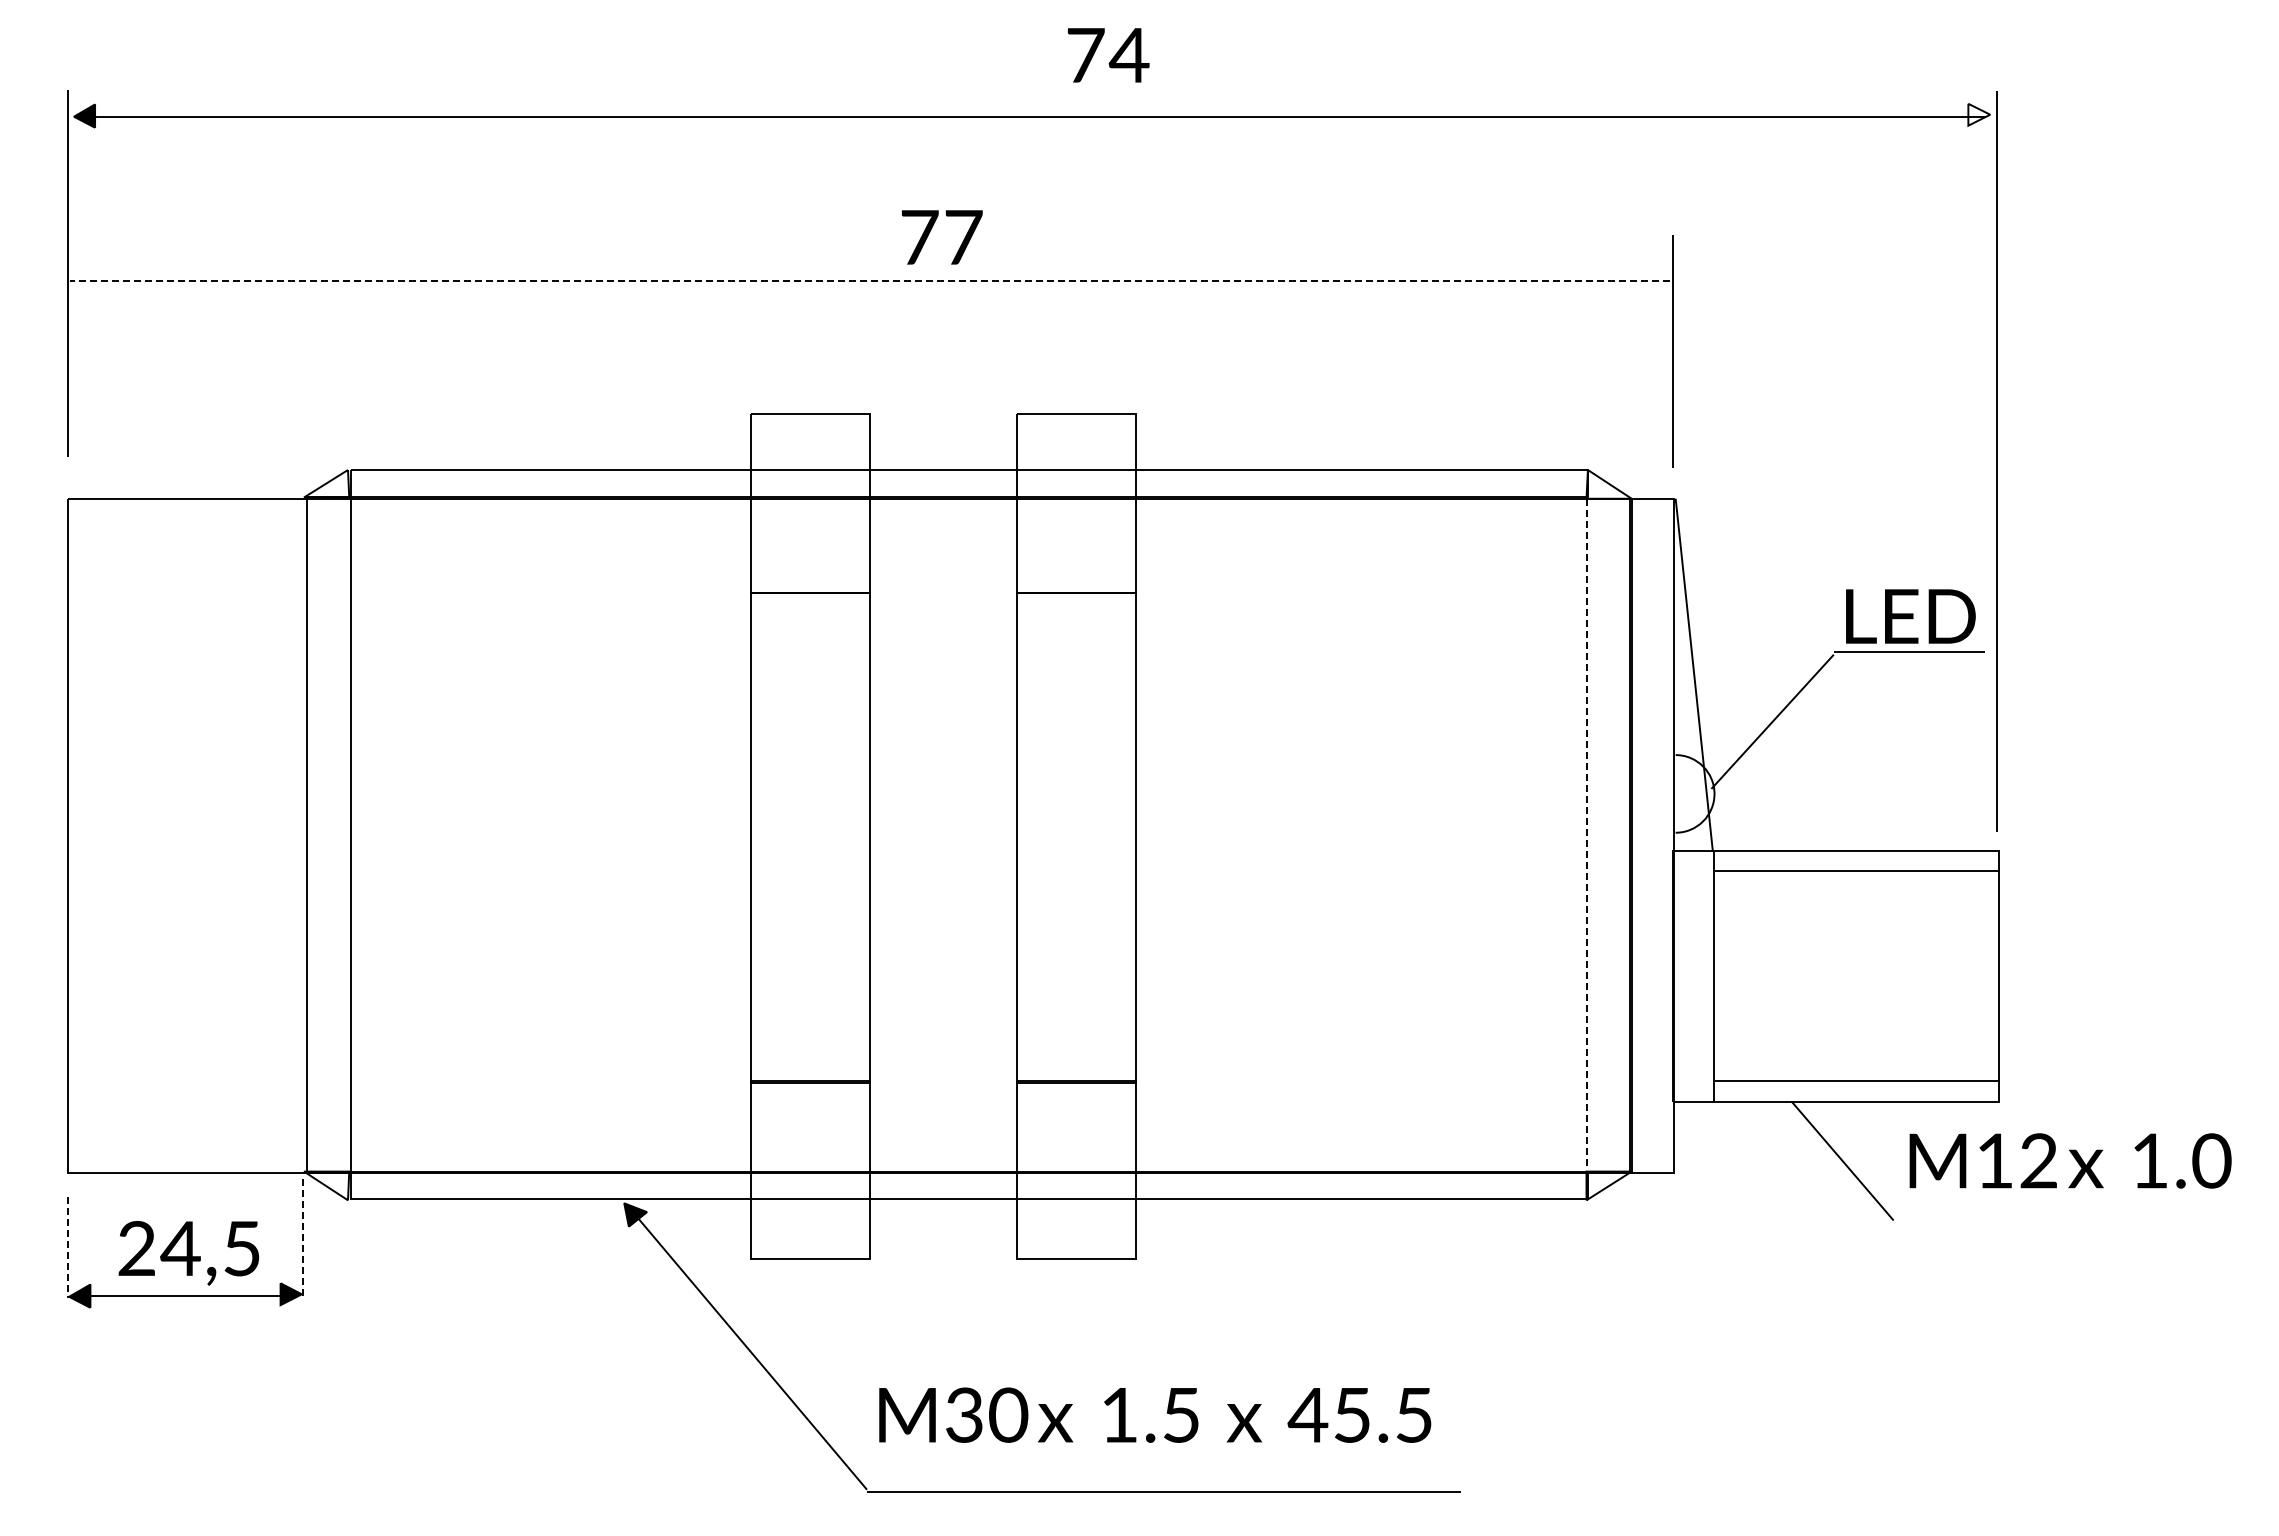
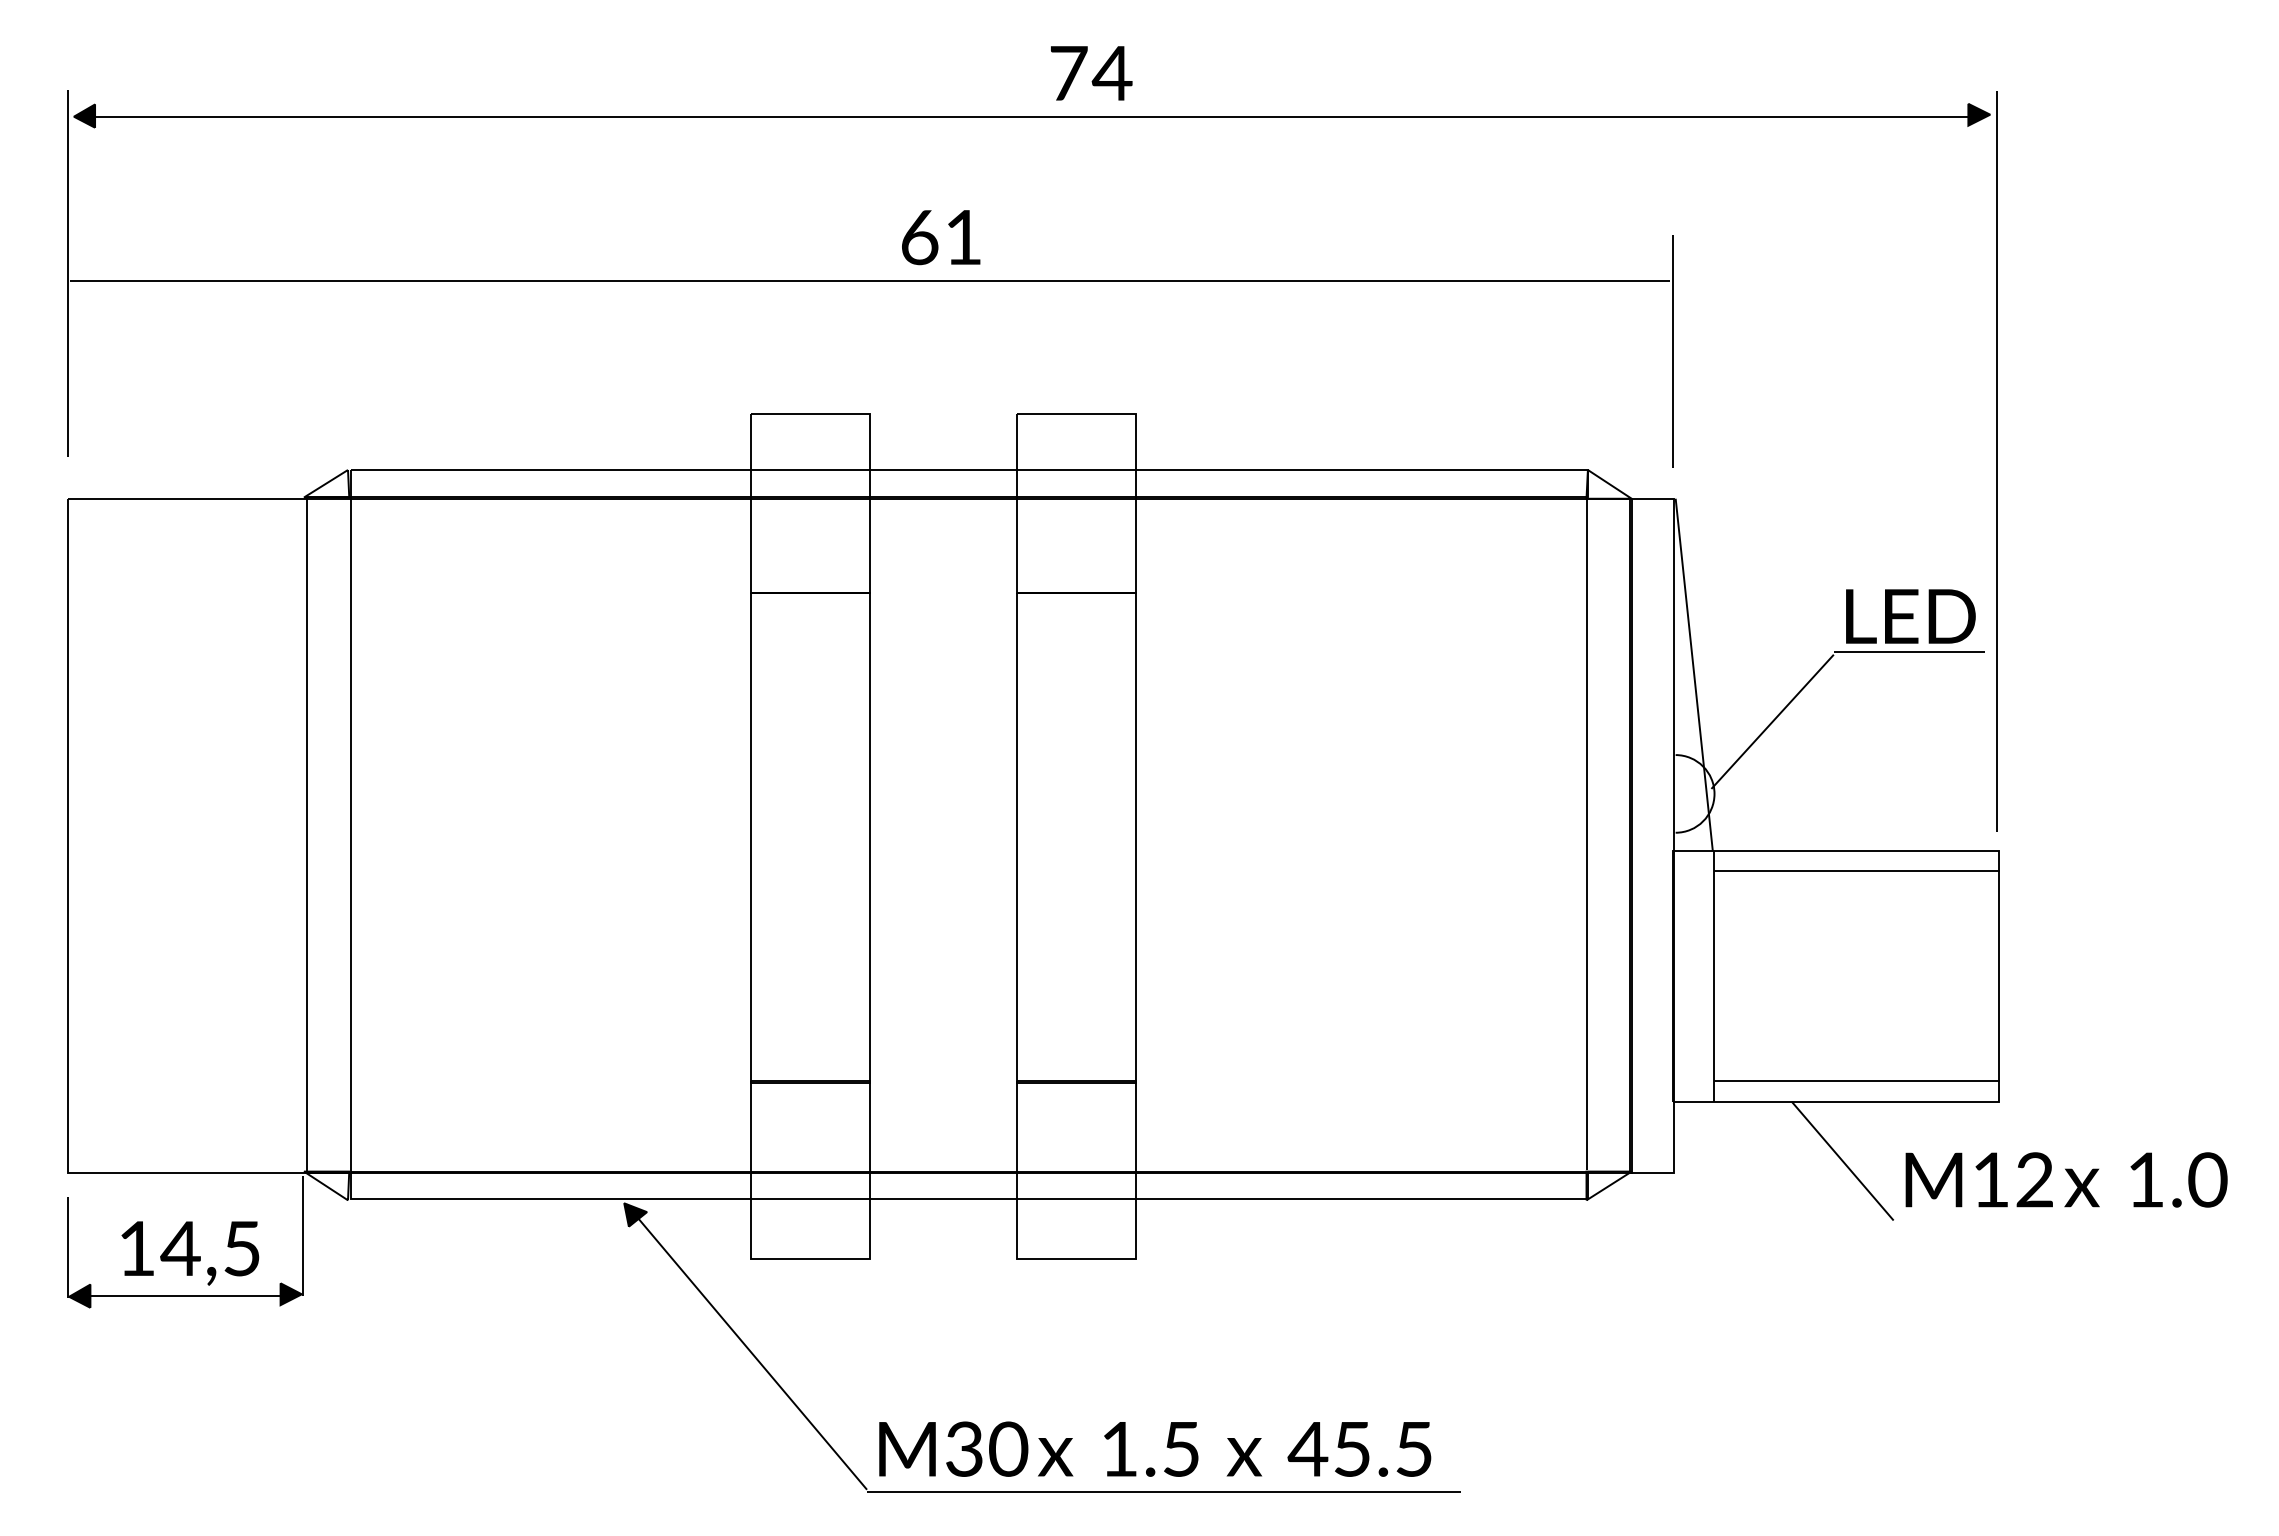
text position: (1108, 55) -> (1091, 73) (1091, 73)
fill: none -> present (1979, 114)
text: 77 -> 61 (942, 237)
line: dashed -> solid (869, 280)
line: dashed -> solid (1586, 834)
text position: (2070, 1160) -> (2066, 1179) (2066, 1179)
line: dashed -> solid (303, 1235)
line: dashed -> solid (68, 1248)
text: 24,5 -> 14,5 (136, 1248)
text position: (1155, 1414) -> (1155, 1448) (1155, 1448)
